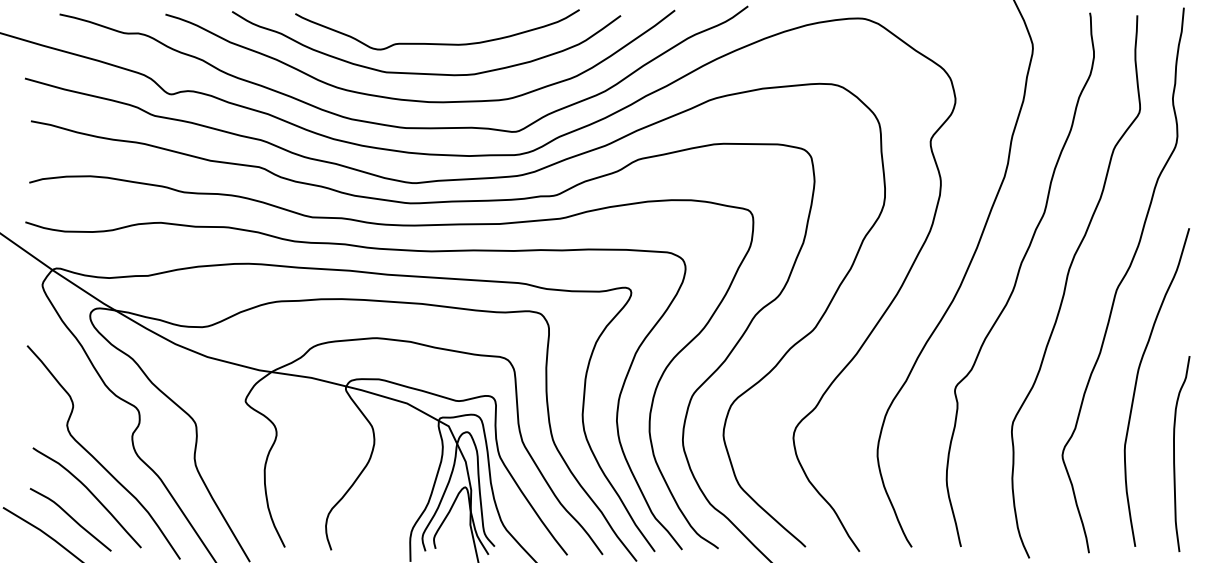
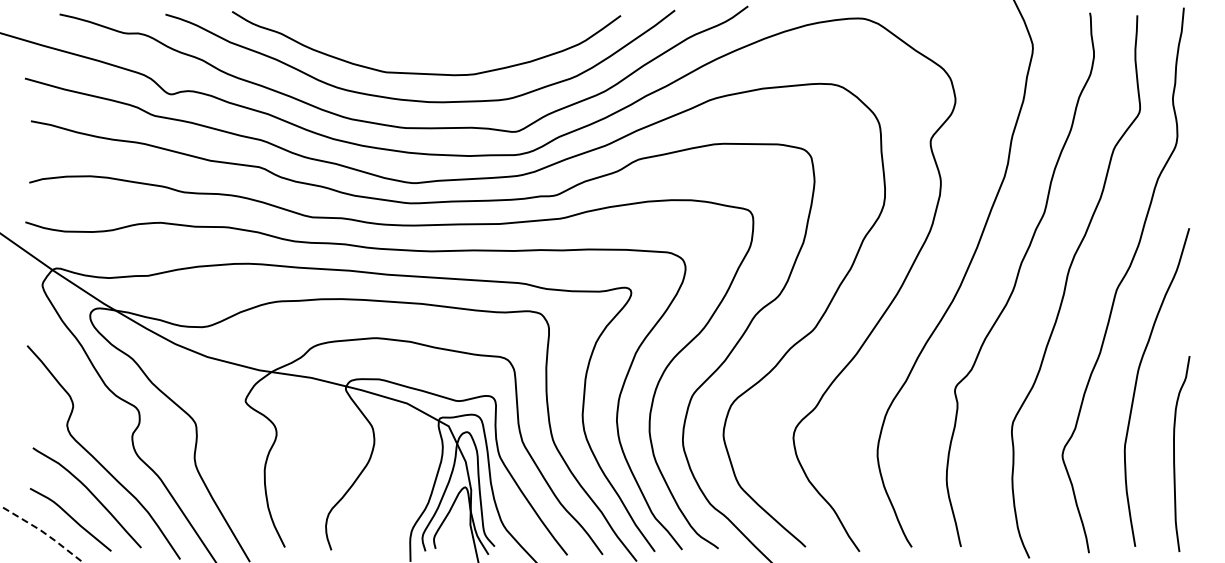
curve: present -> none (437, 43)
line: solid -> dashed (44, 533)
